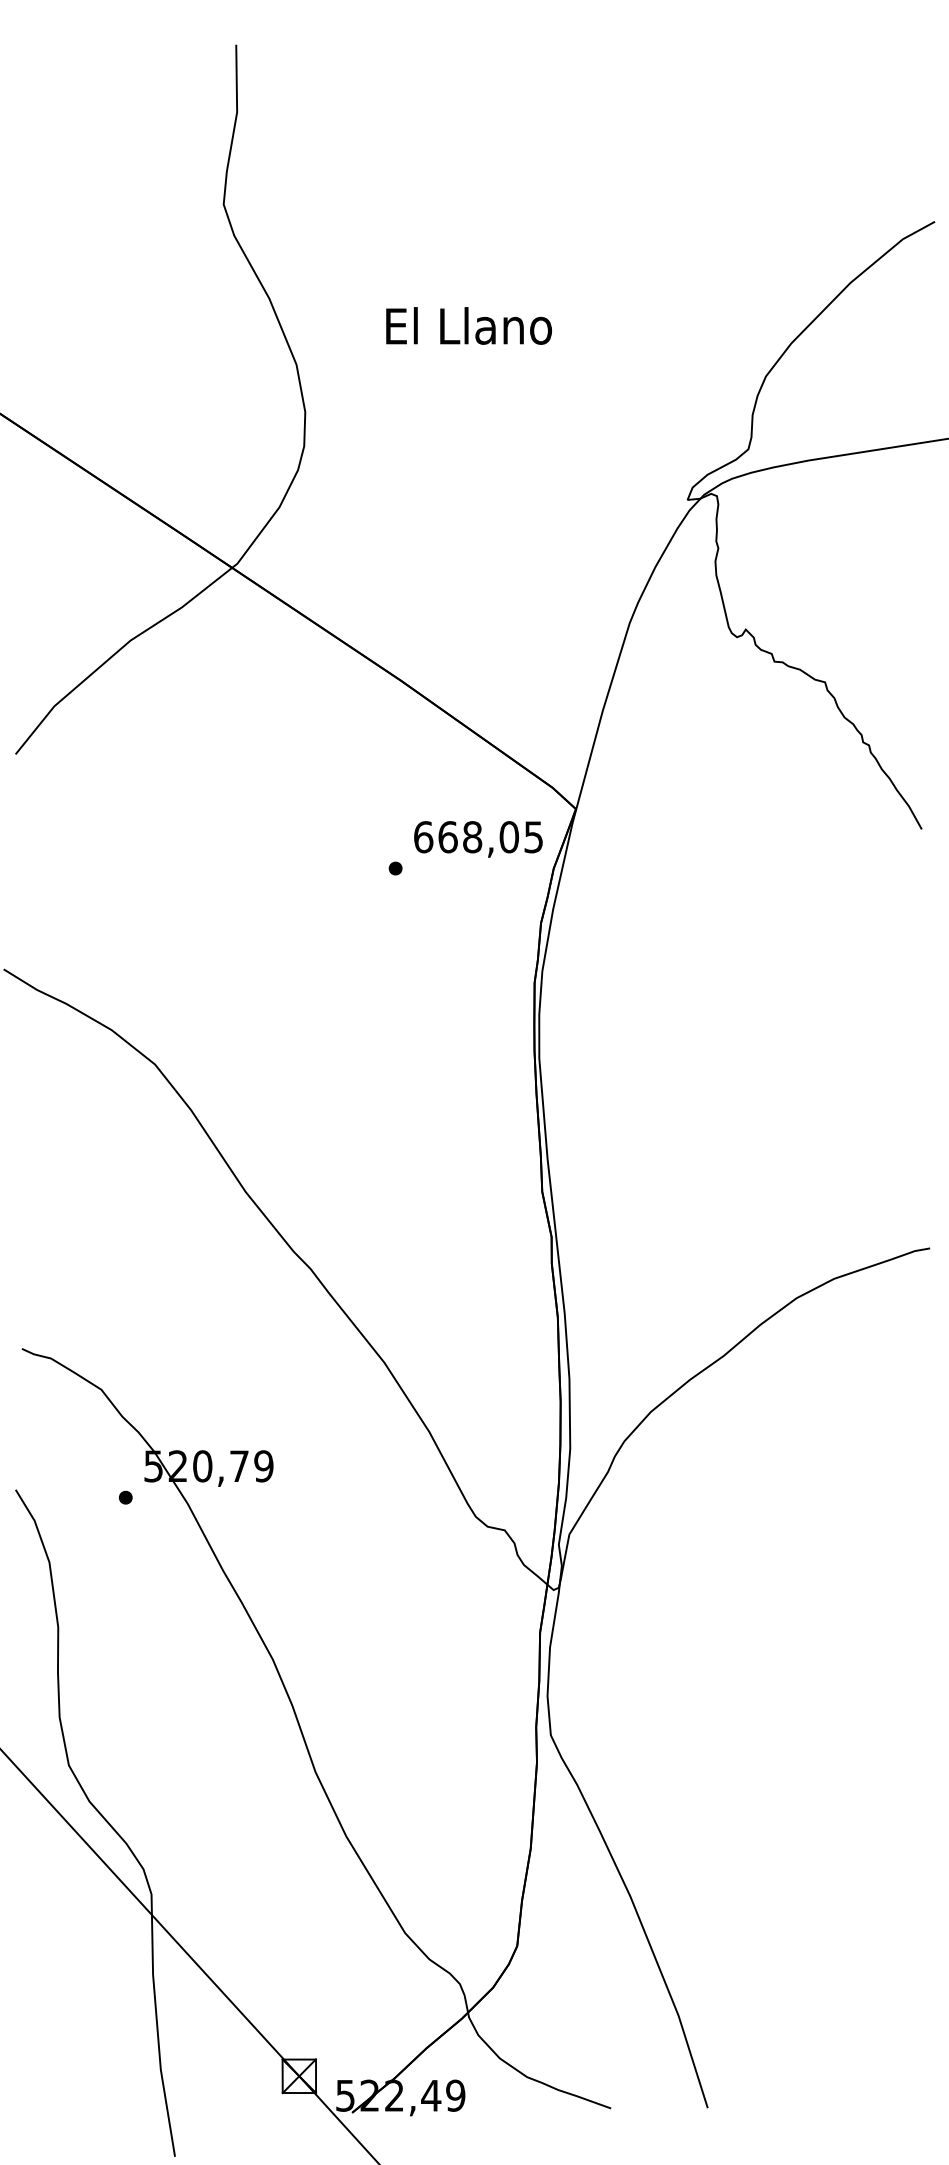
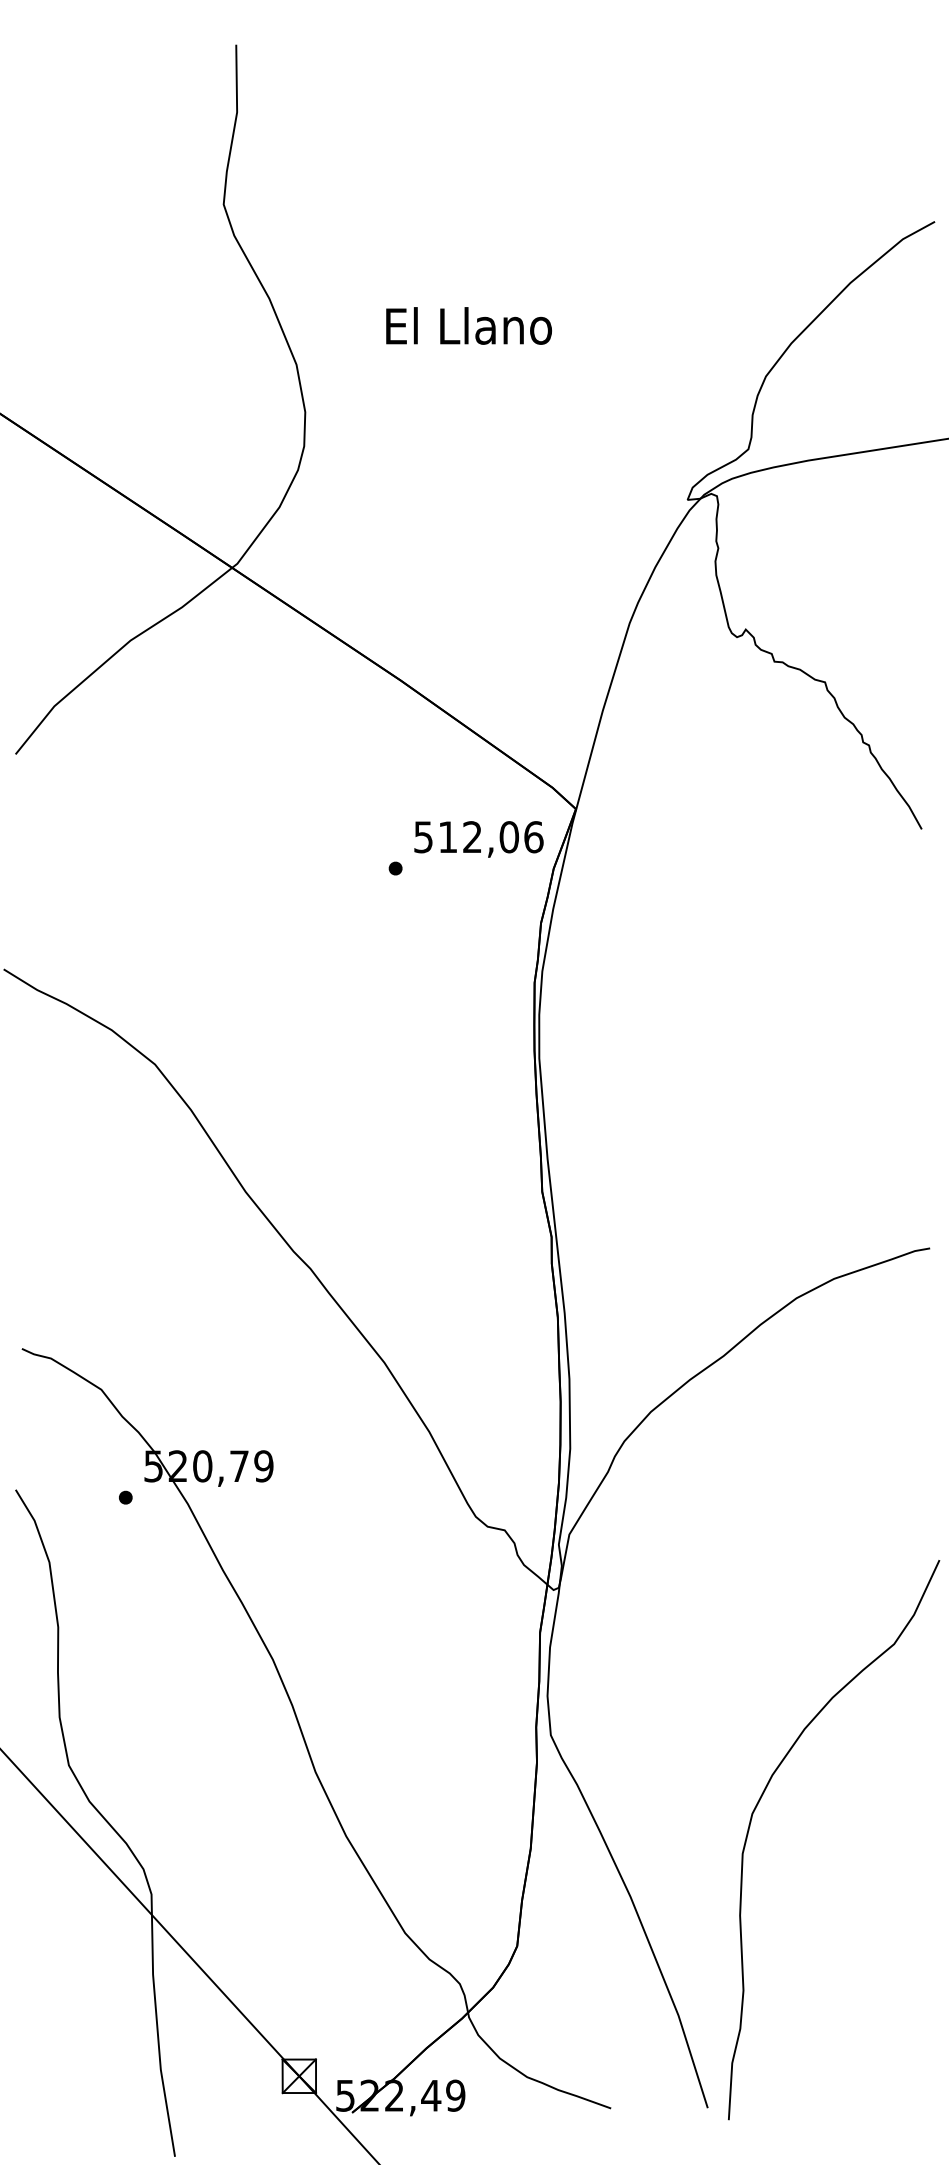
text: 668,05 -> 512,06 (478, 837)
curve: none -> present (759, 1802)
